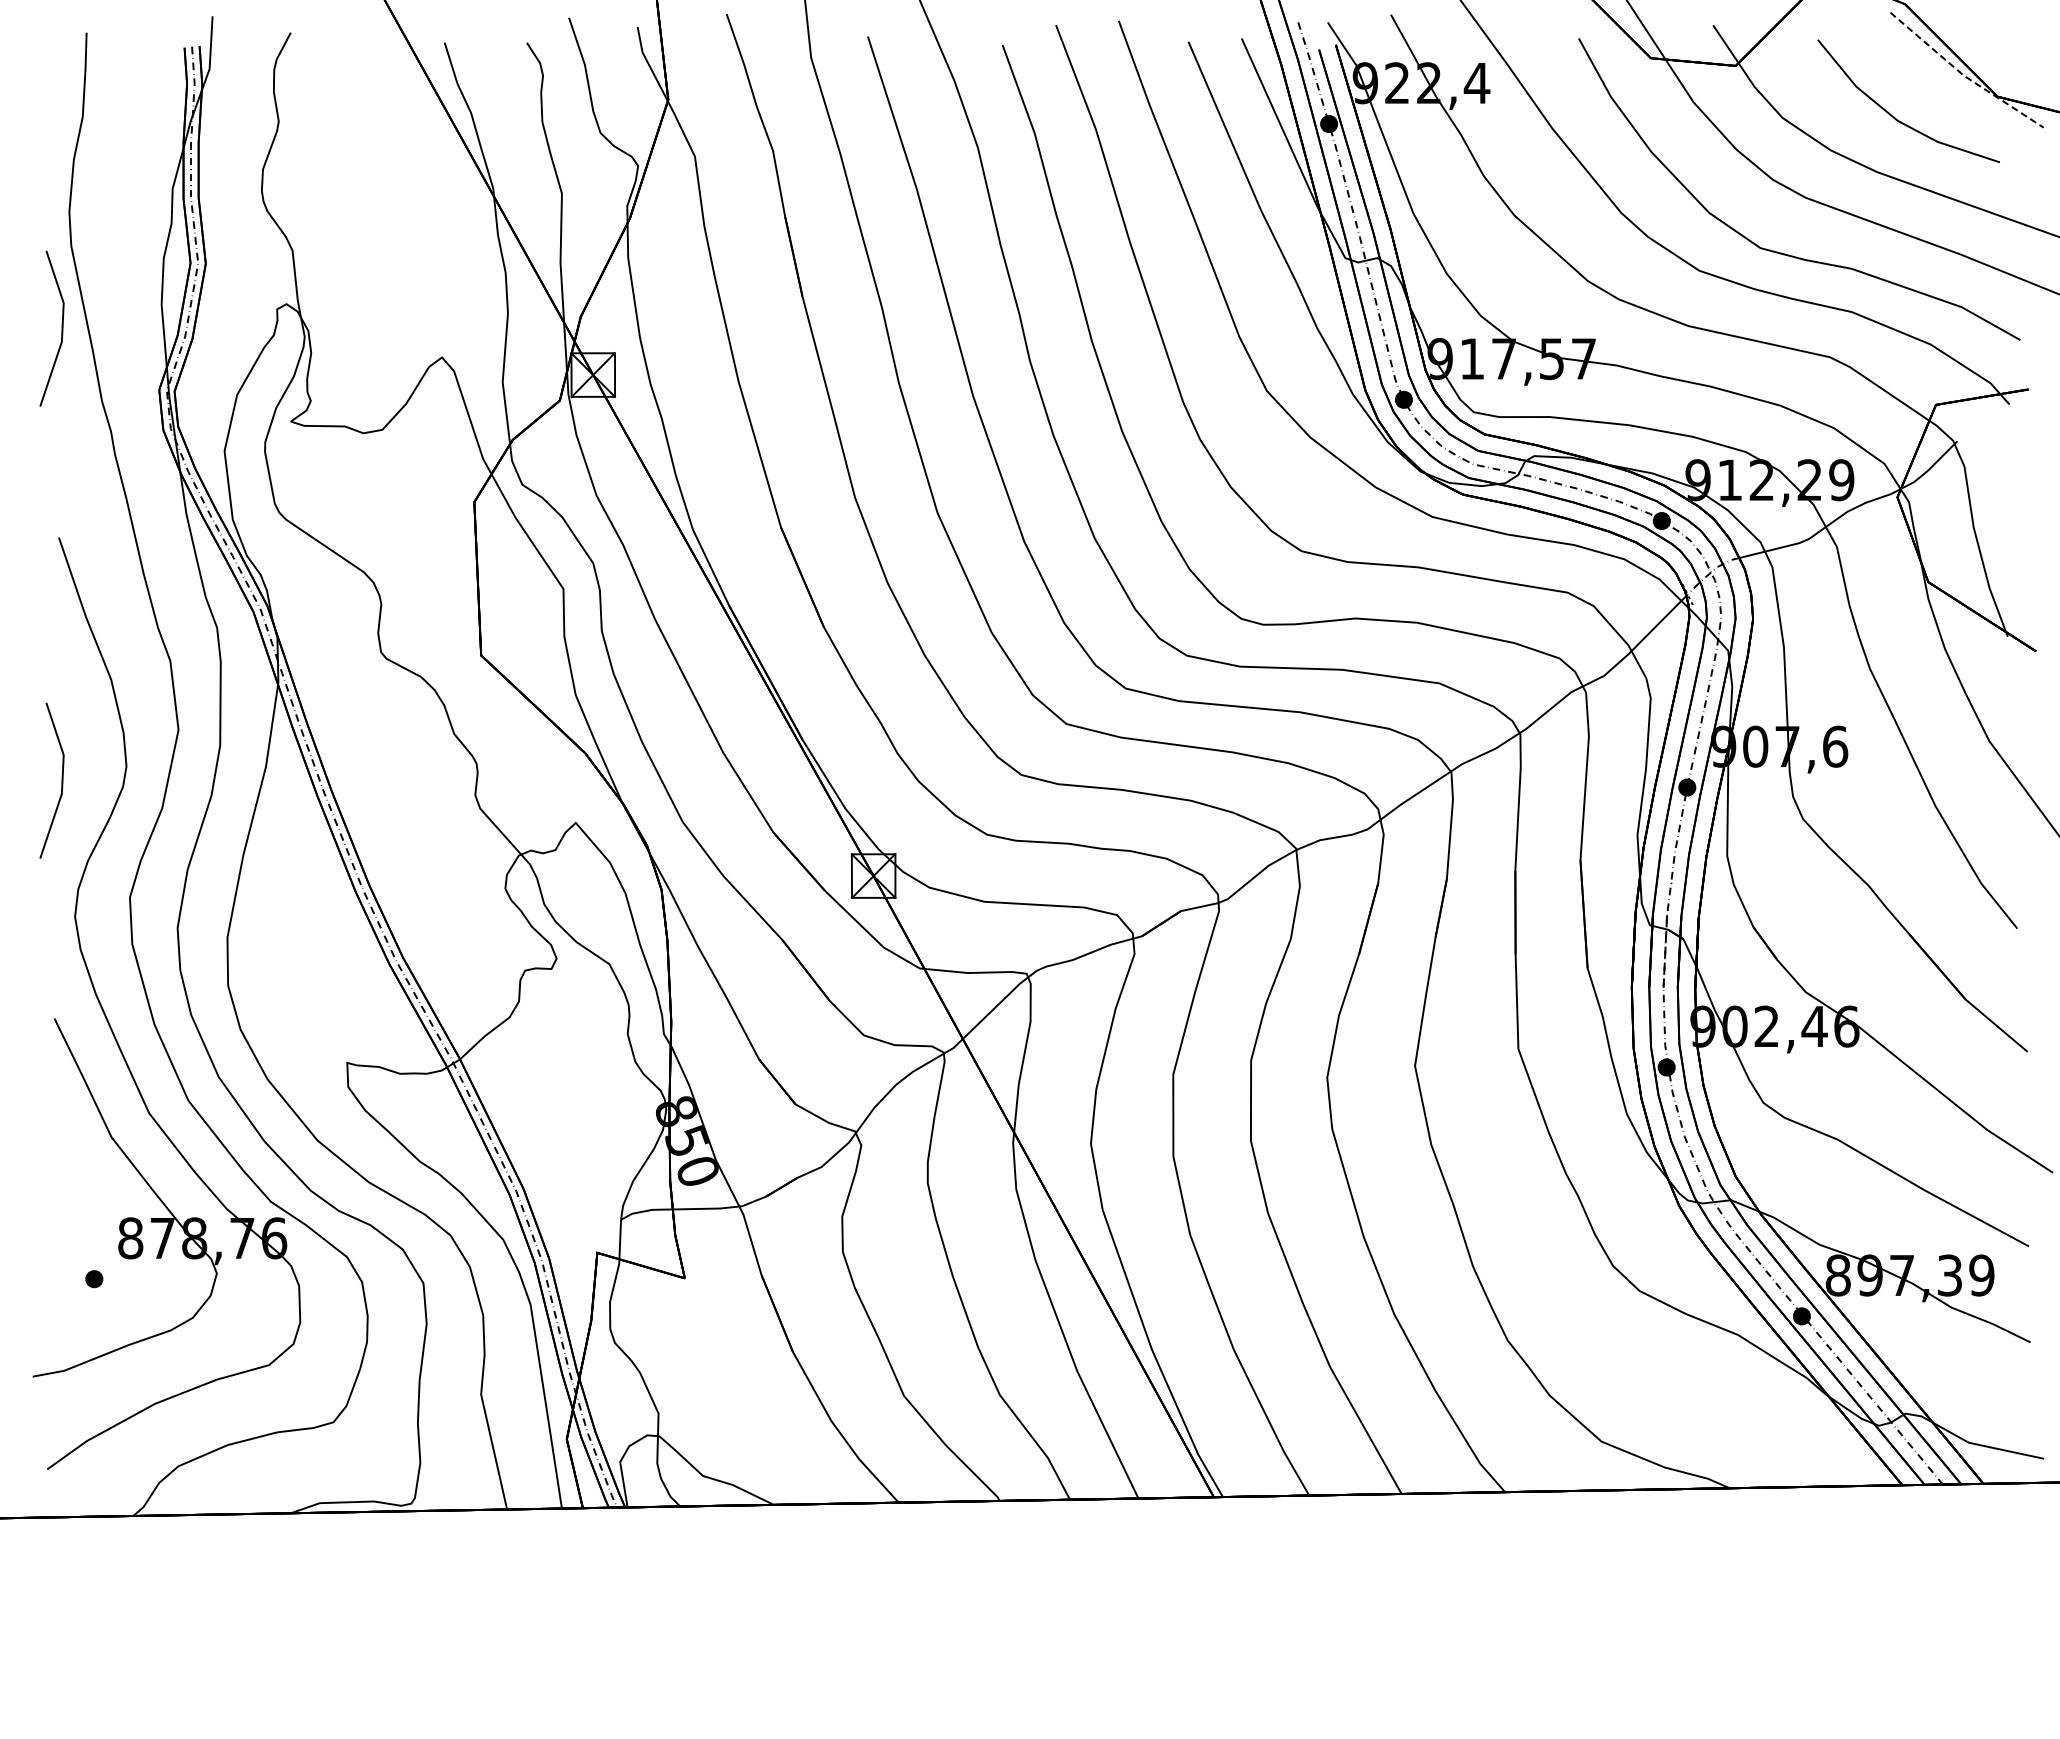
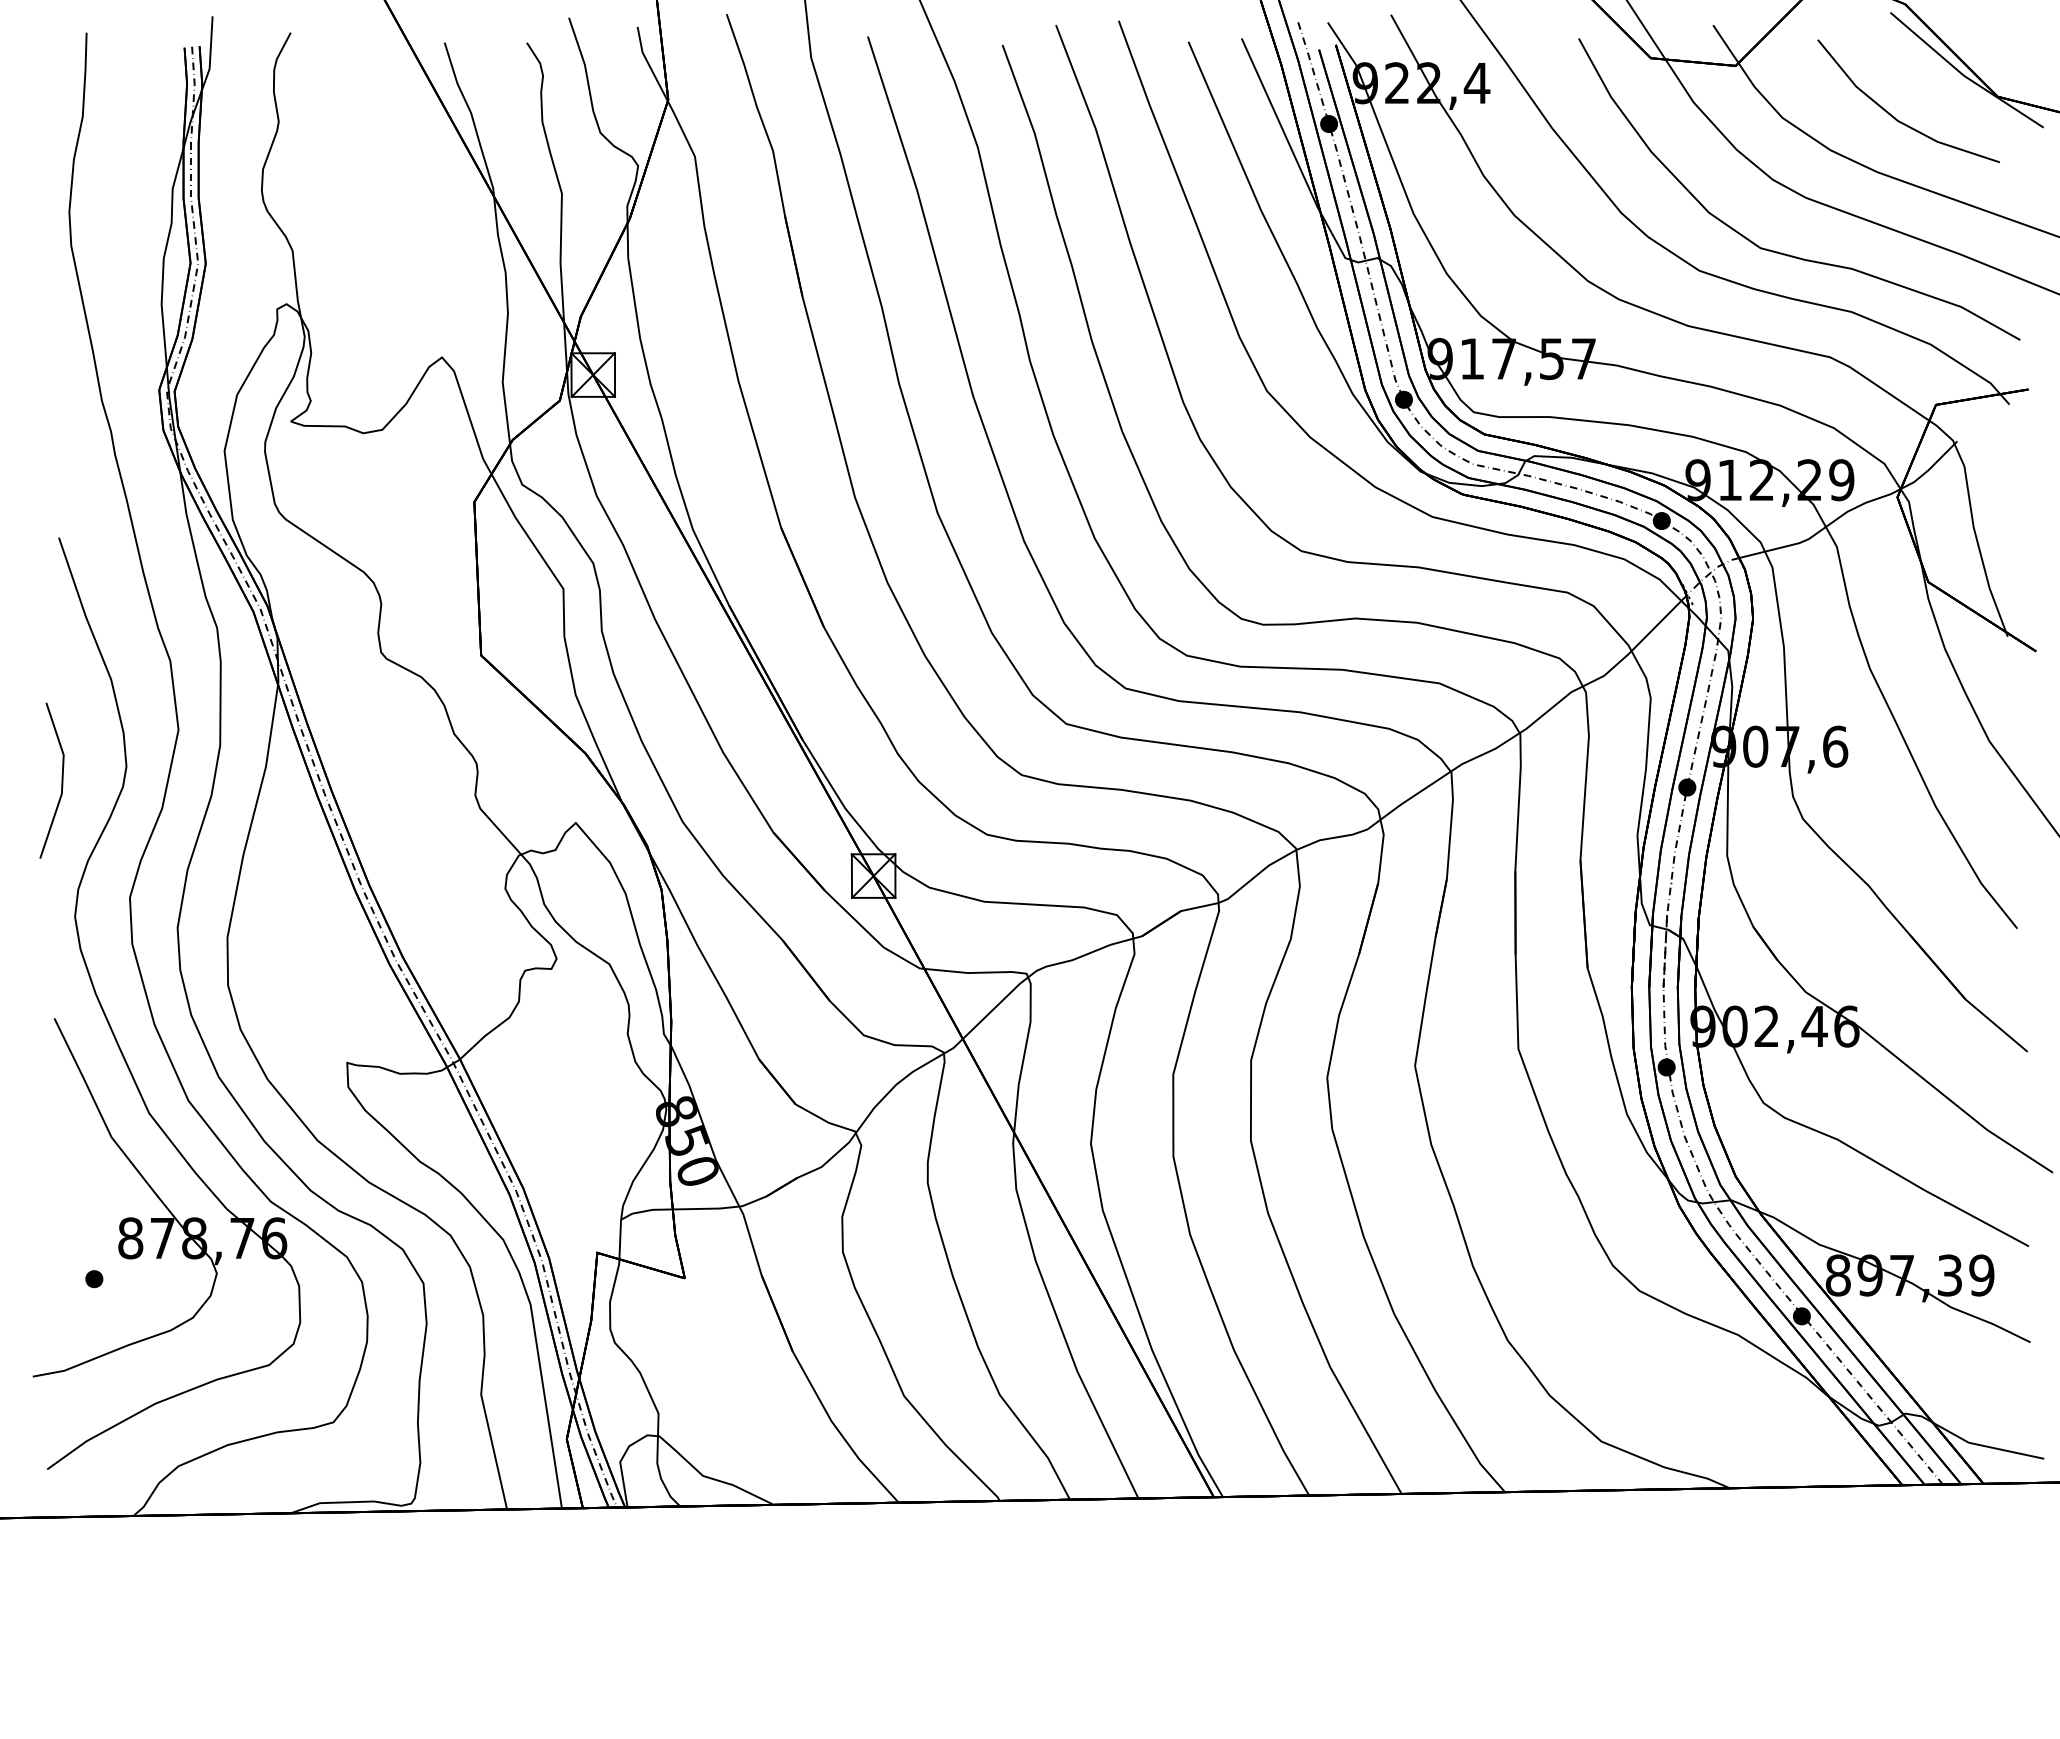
line: dashed -> solid (1963, 75)
line: present -> none (61, 328)
